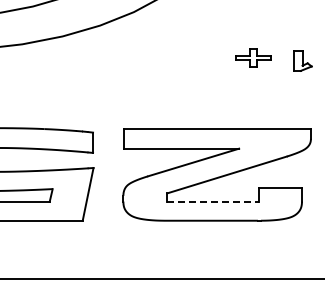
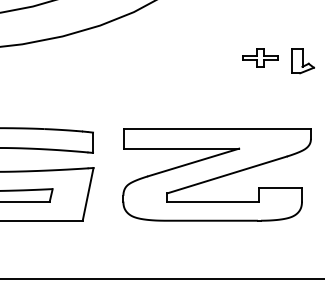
part position: (253, 57) -> (260, 57) (260, 57)
part size: 20x22 px -> 24x27 px (302, 61)
line: dashed -> solid (213, 201)
